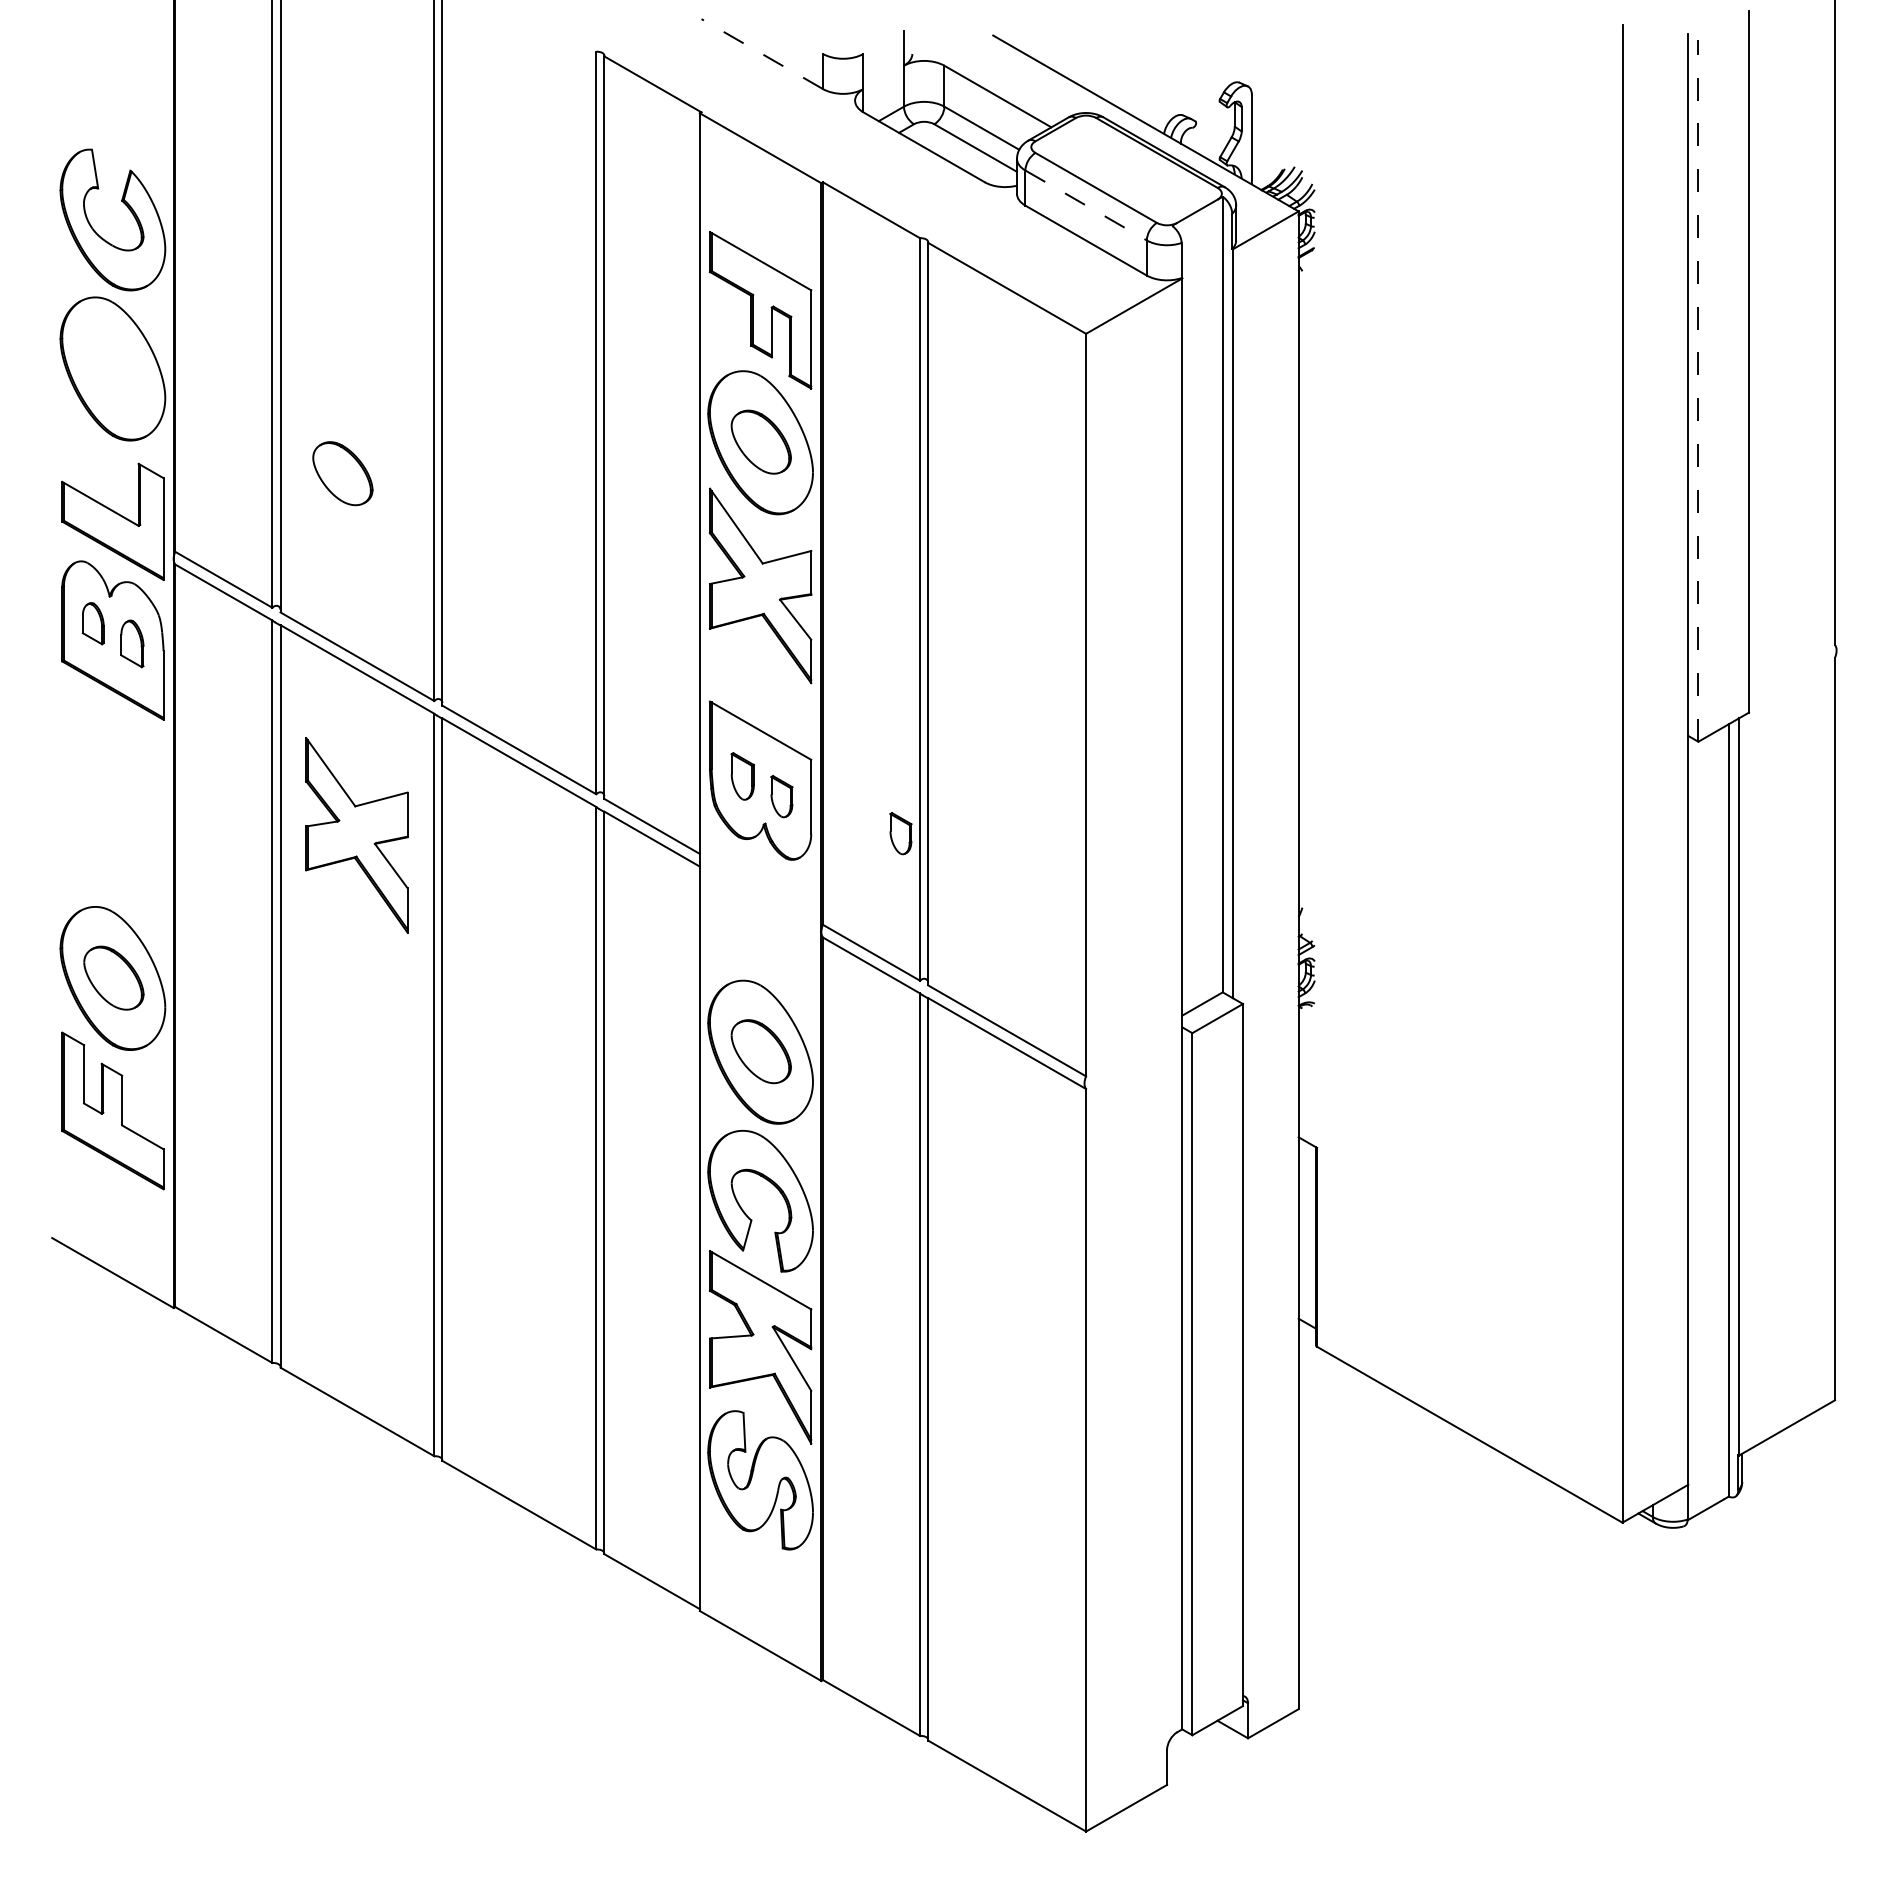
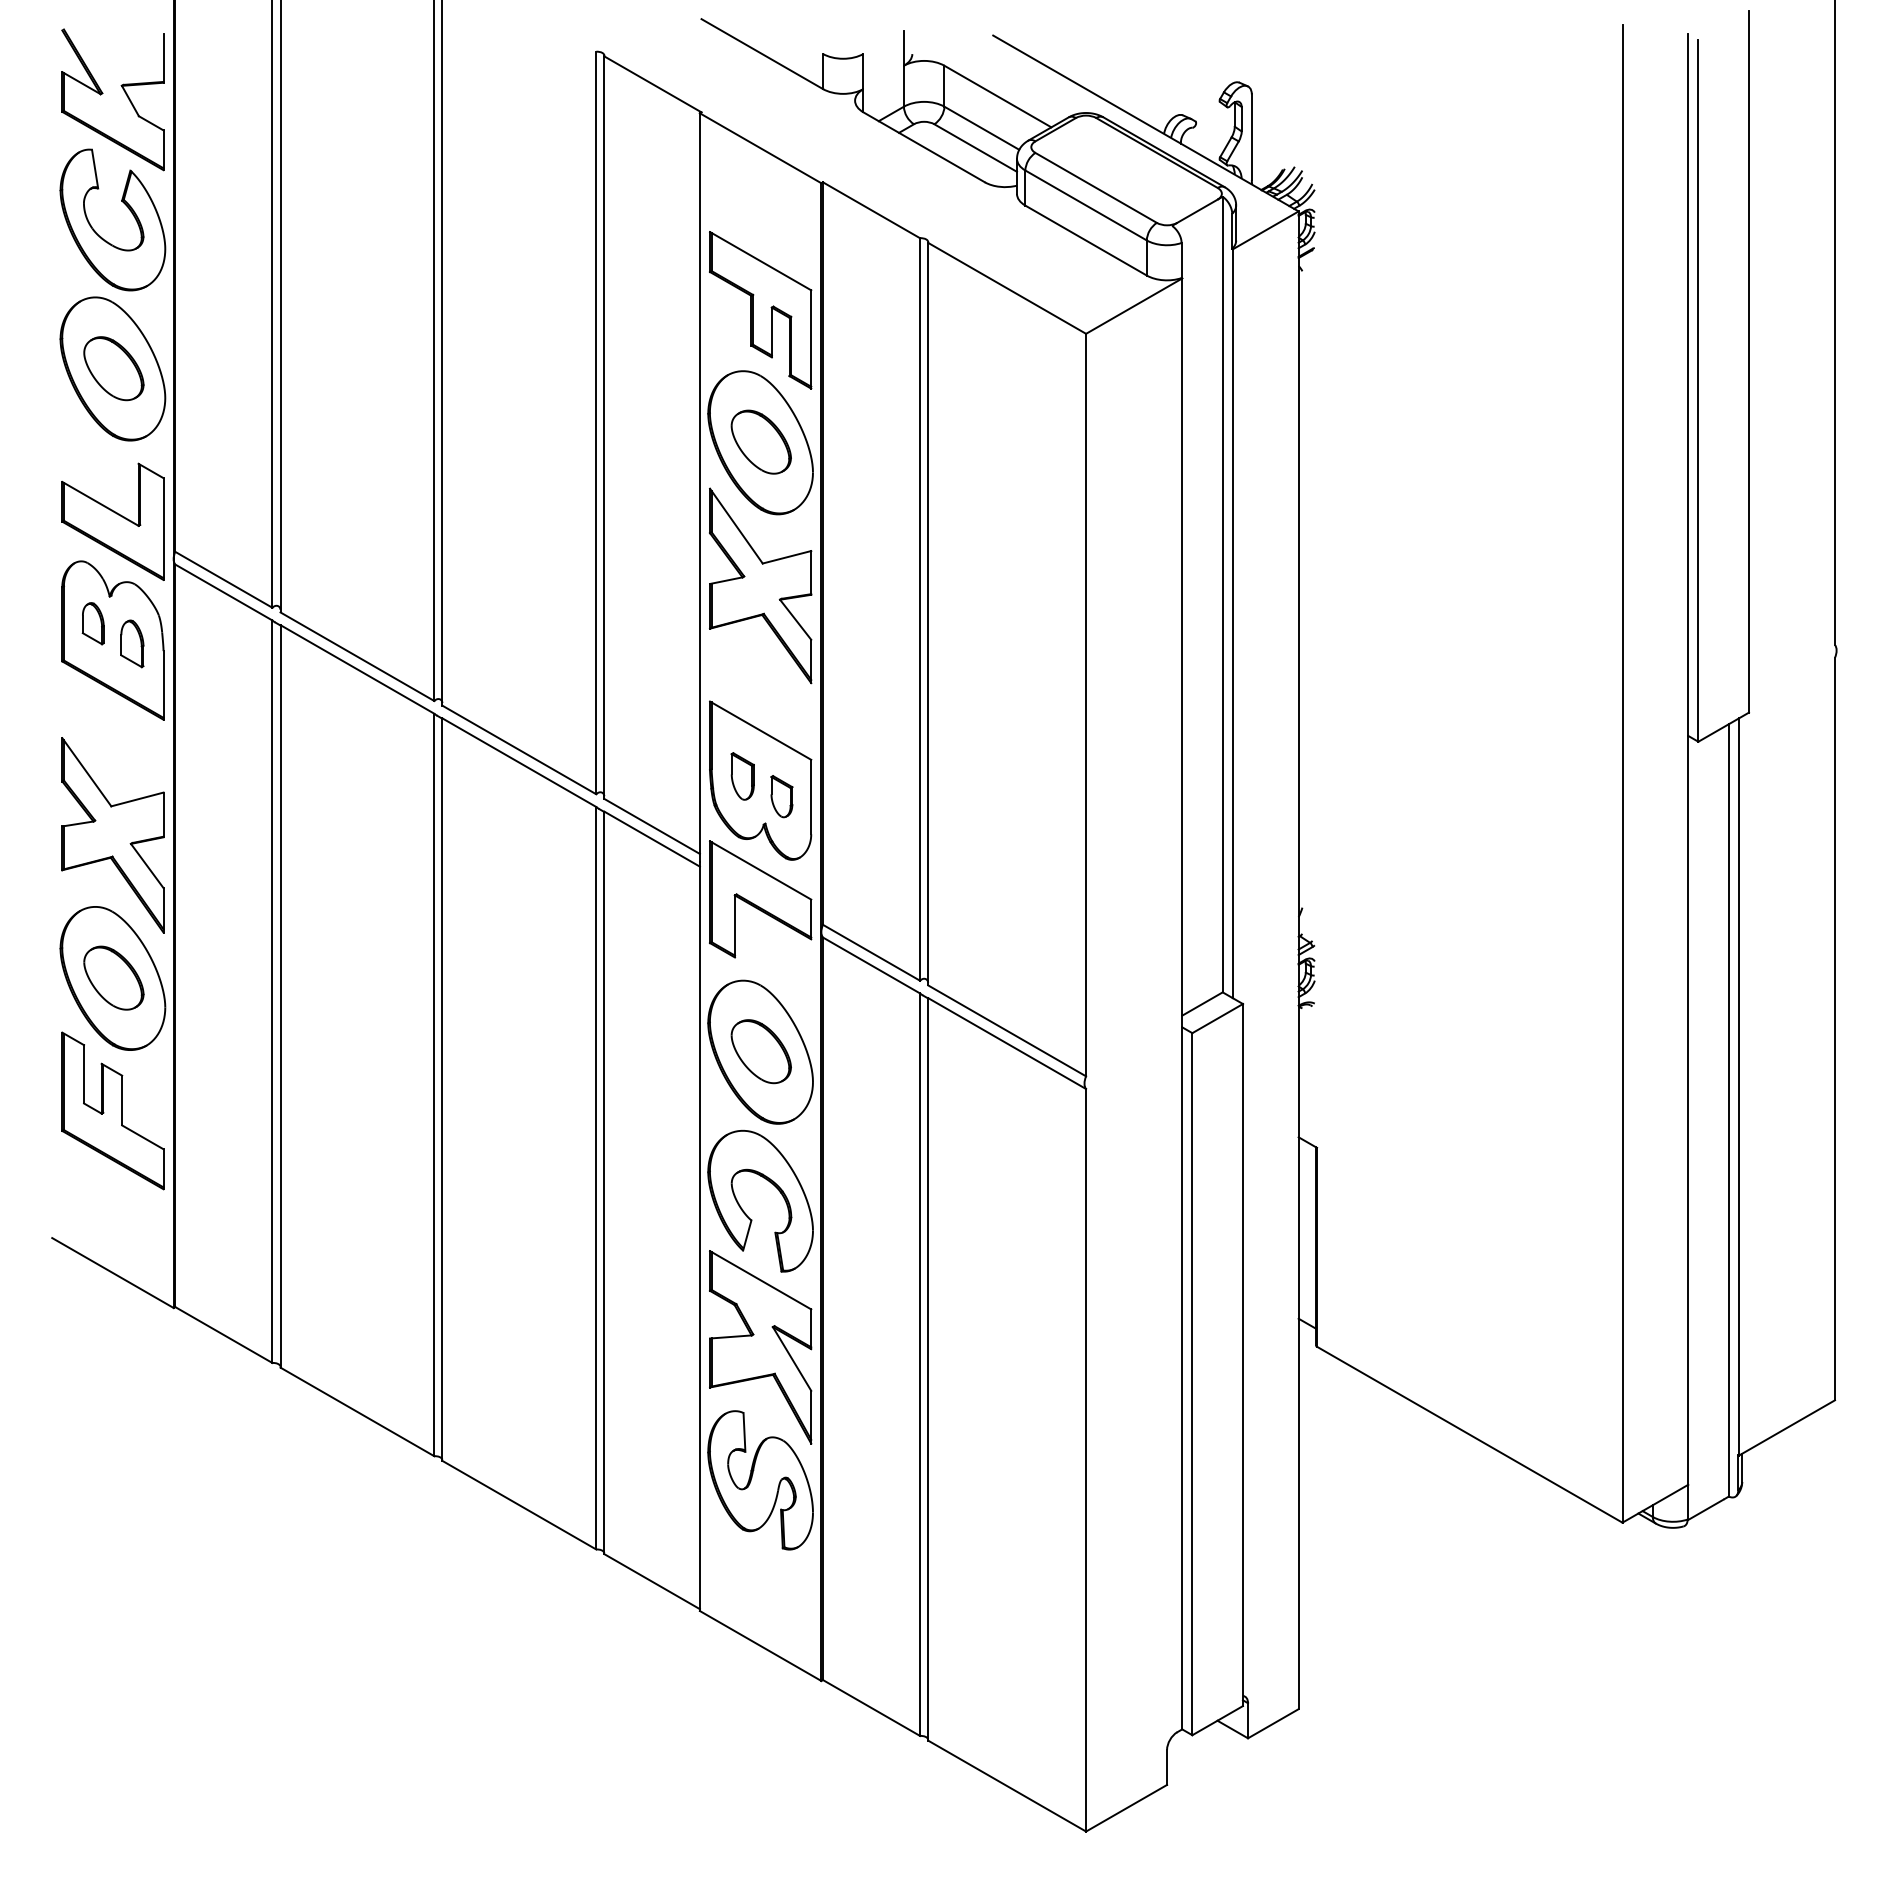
line: dashed -> solid (761, 53)
part: none -> present (103, 93)
line: dashed -> solid (1086, 205)
line: dashed -> solid (1698, 390)
part position: (342, 473) -> (113, 368) (113, 368)
part: present -> none (900, 833)
part position: (356, 835) -> (112, 835) (112, 835)
part: none -> present (760, 899)
